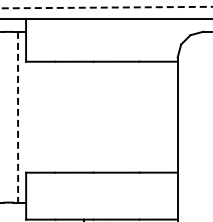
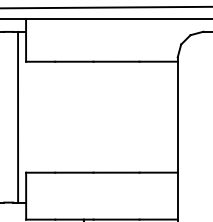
line: dashed -> solid (106, 7)
line: dashed -> solid (18, 117)
